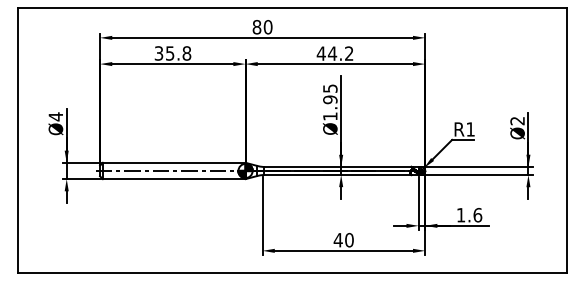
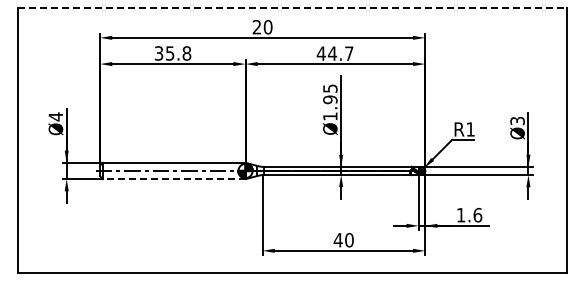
line: solid -> dashed (292, 8)
text: 80 -> 20 (256, 27)
text: 44.2 -> 44.7 (349, 53)
text: Ø2 -> Ø3 (517, 120)
line: solid -> dashed (173, 179)
